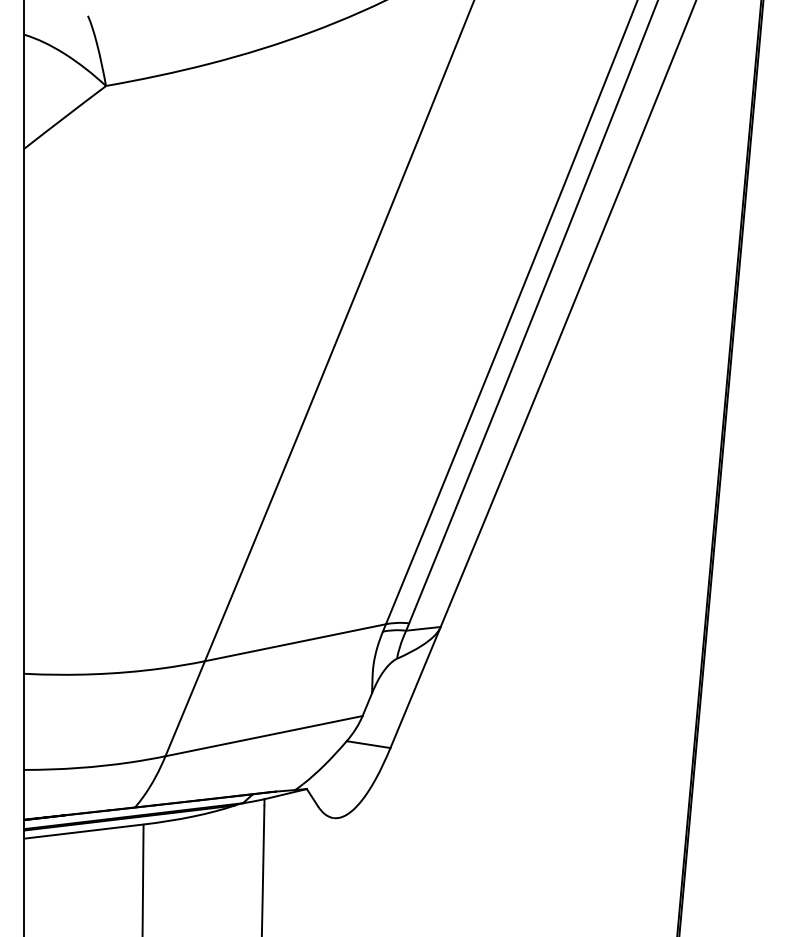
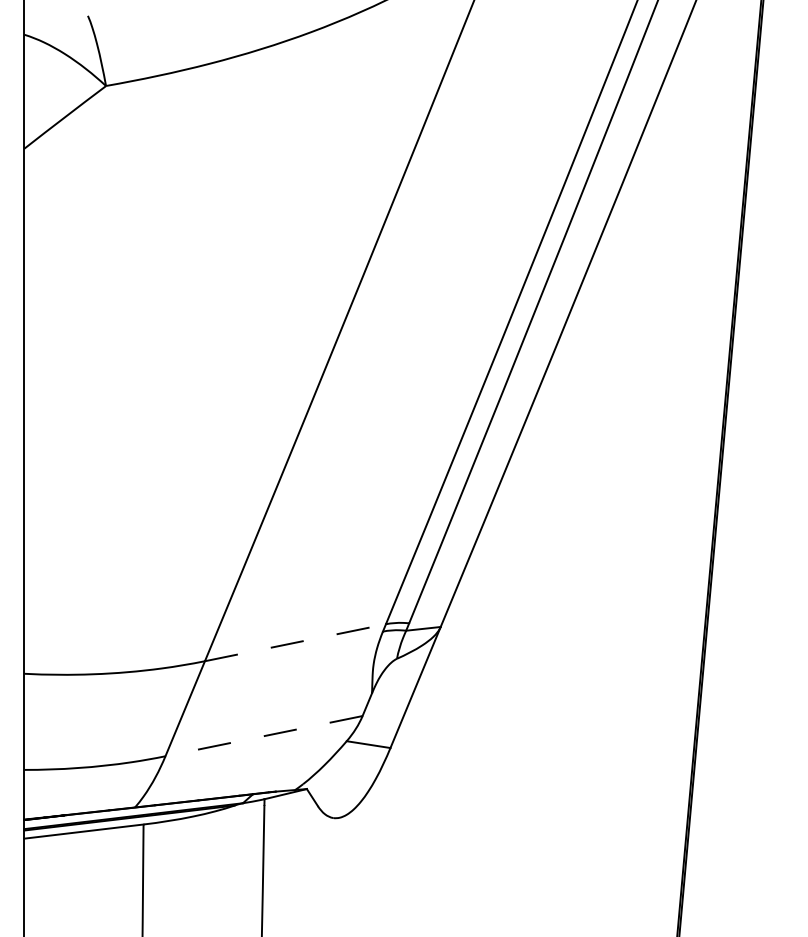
line: solid -> dashed (295, 642)
line: solid -> dashed (264, 736)
